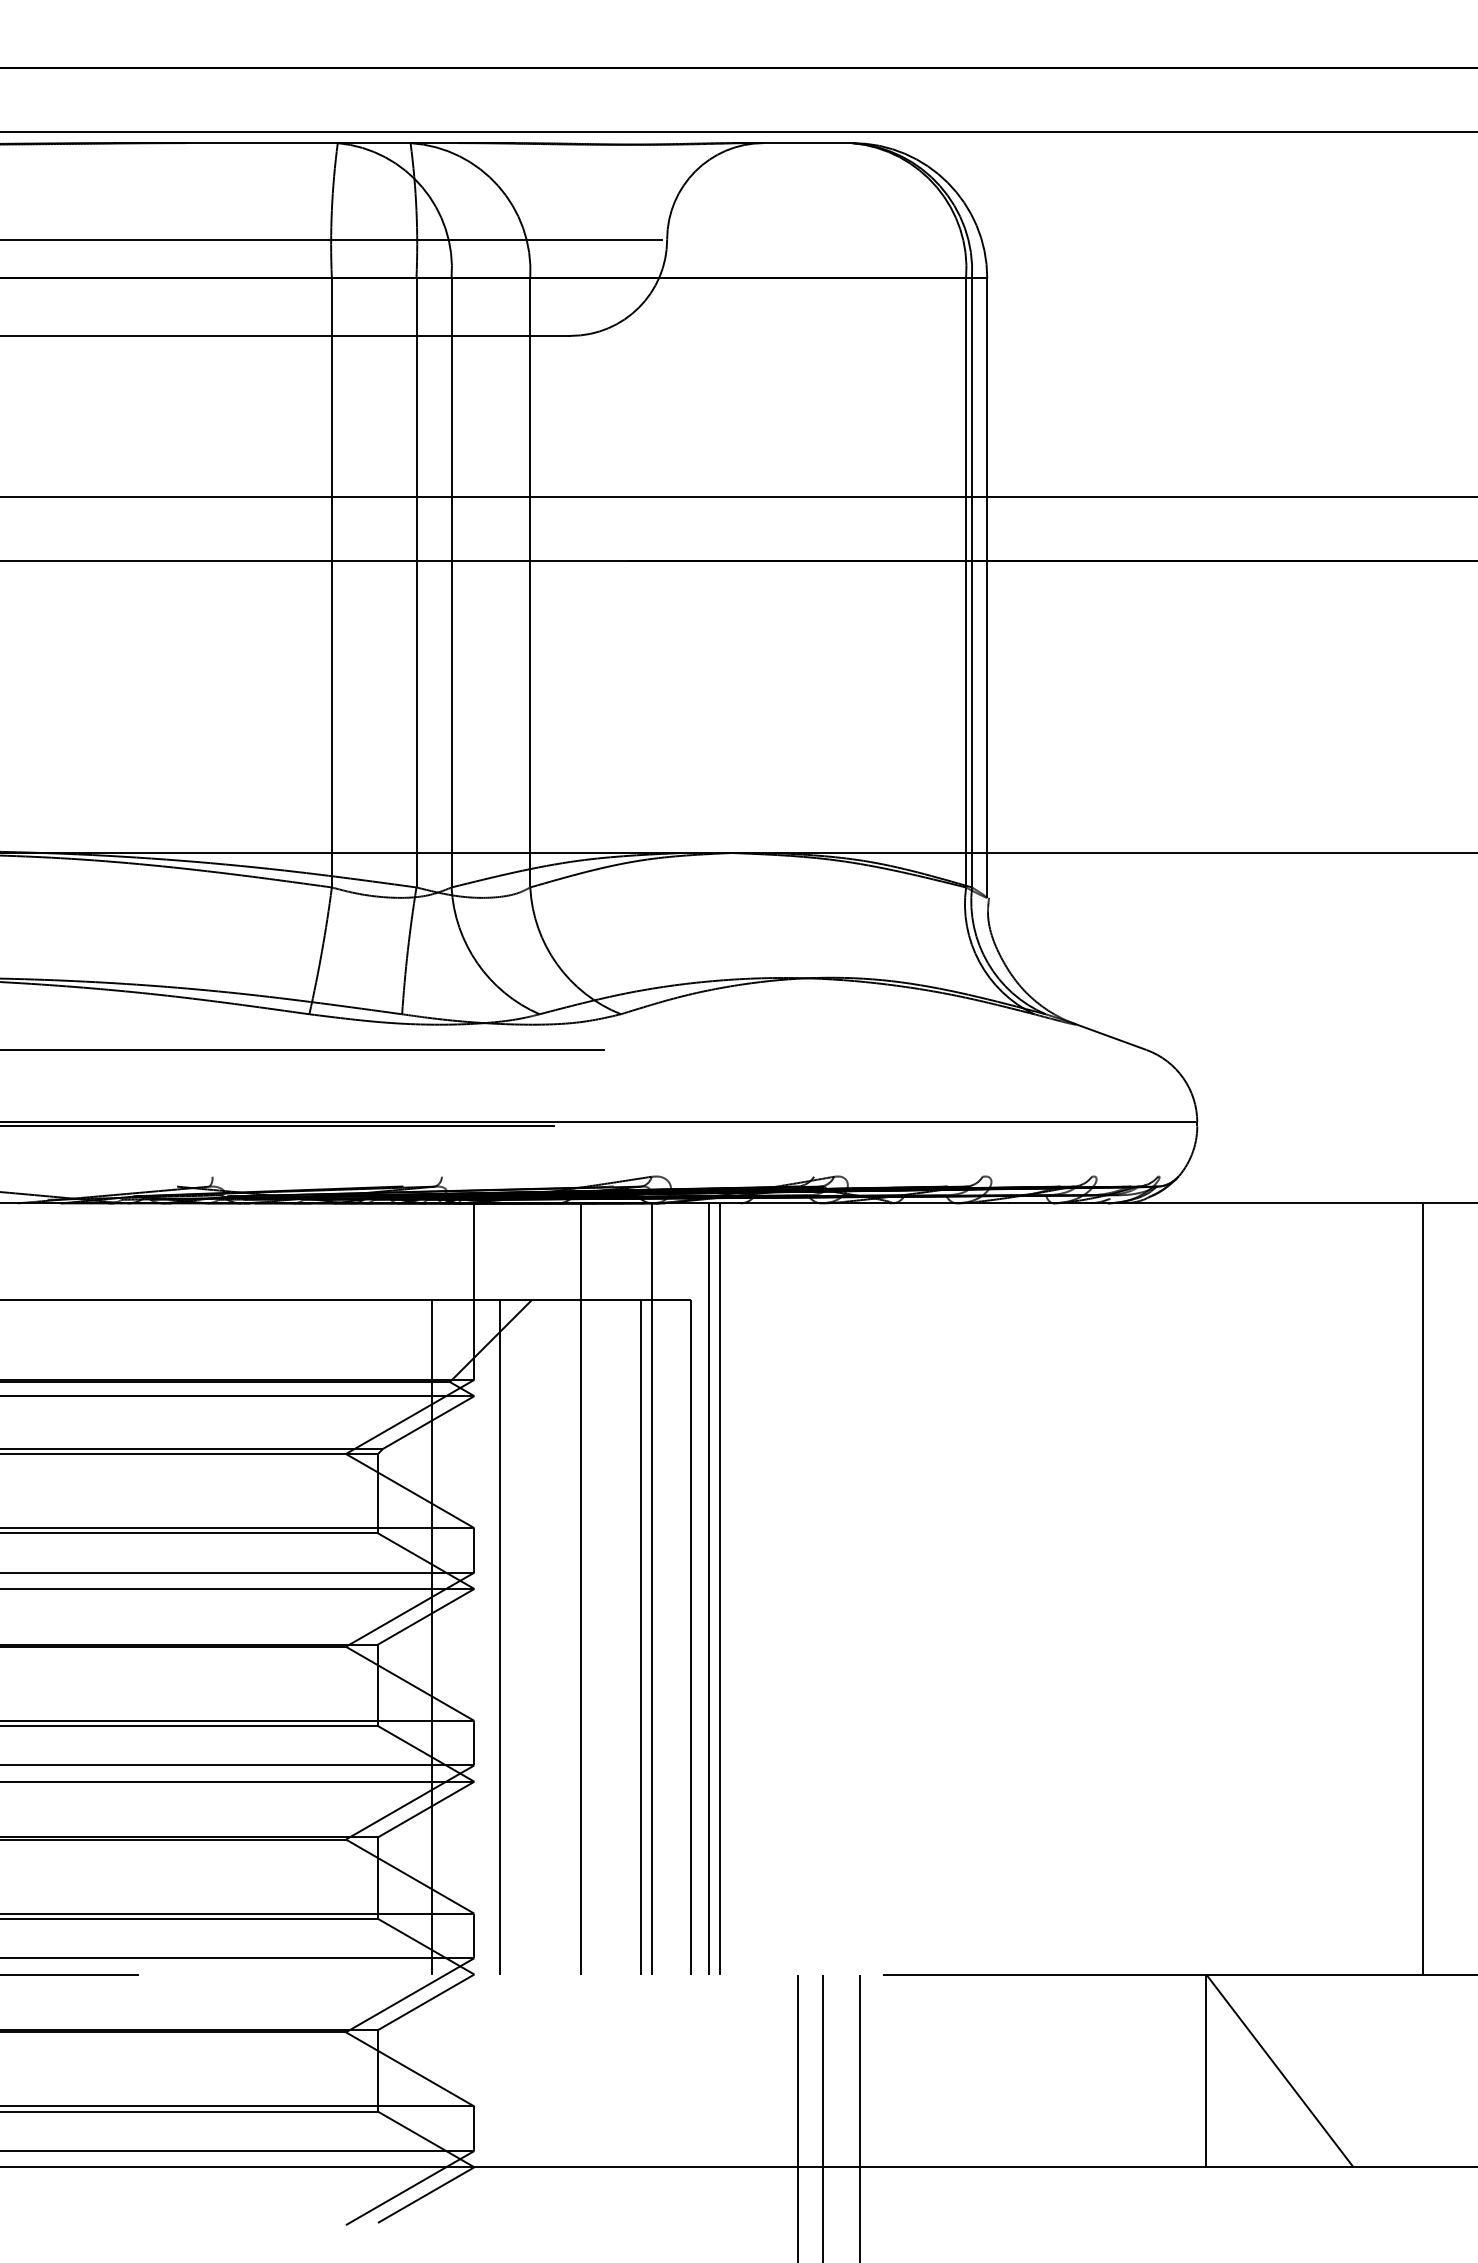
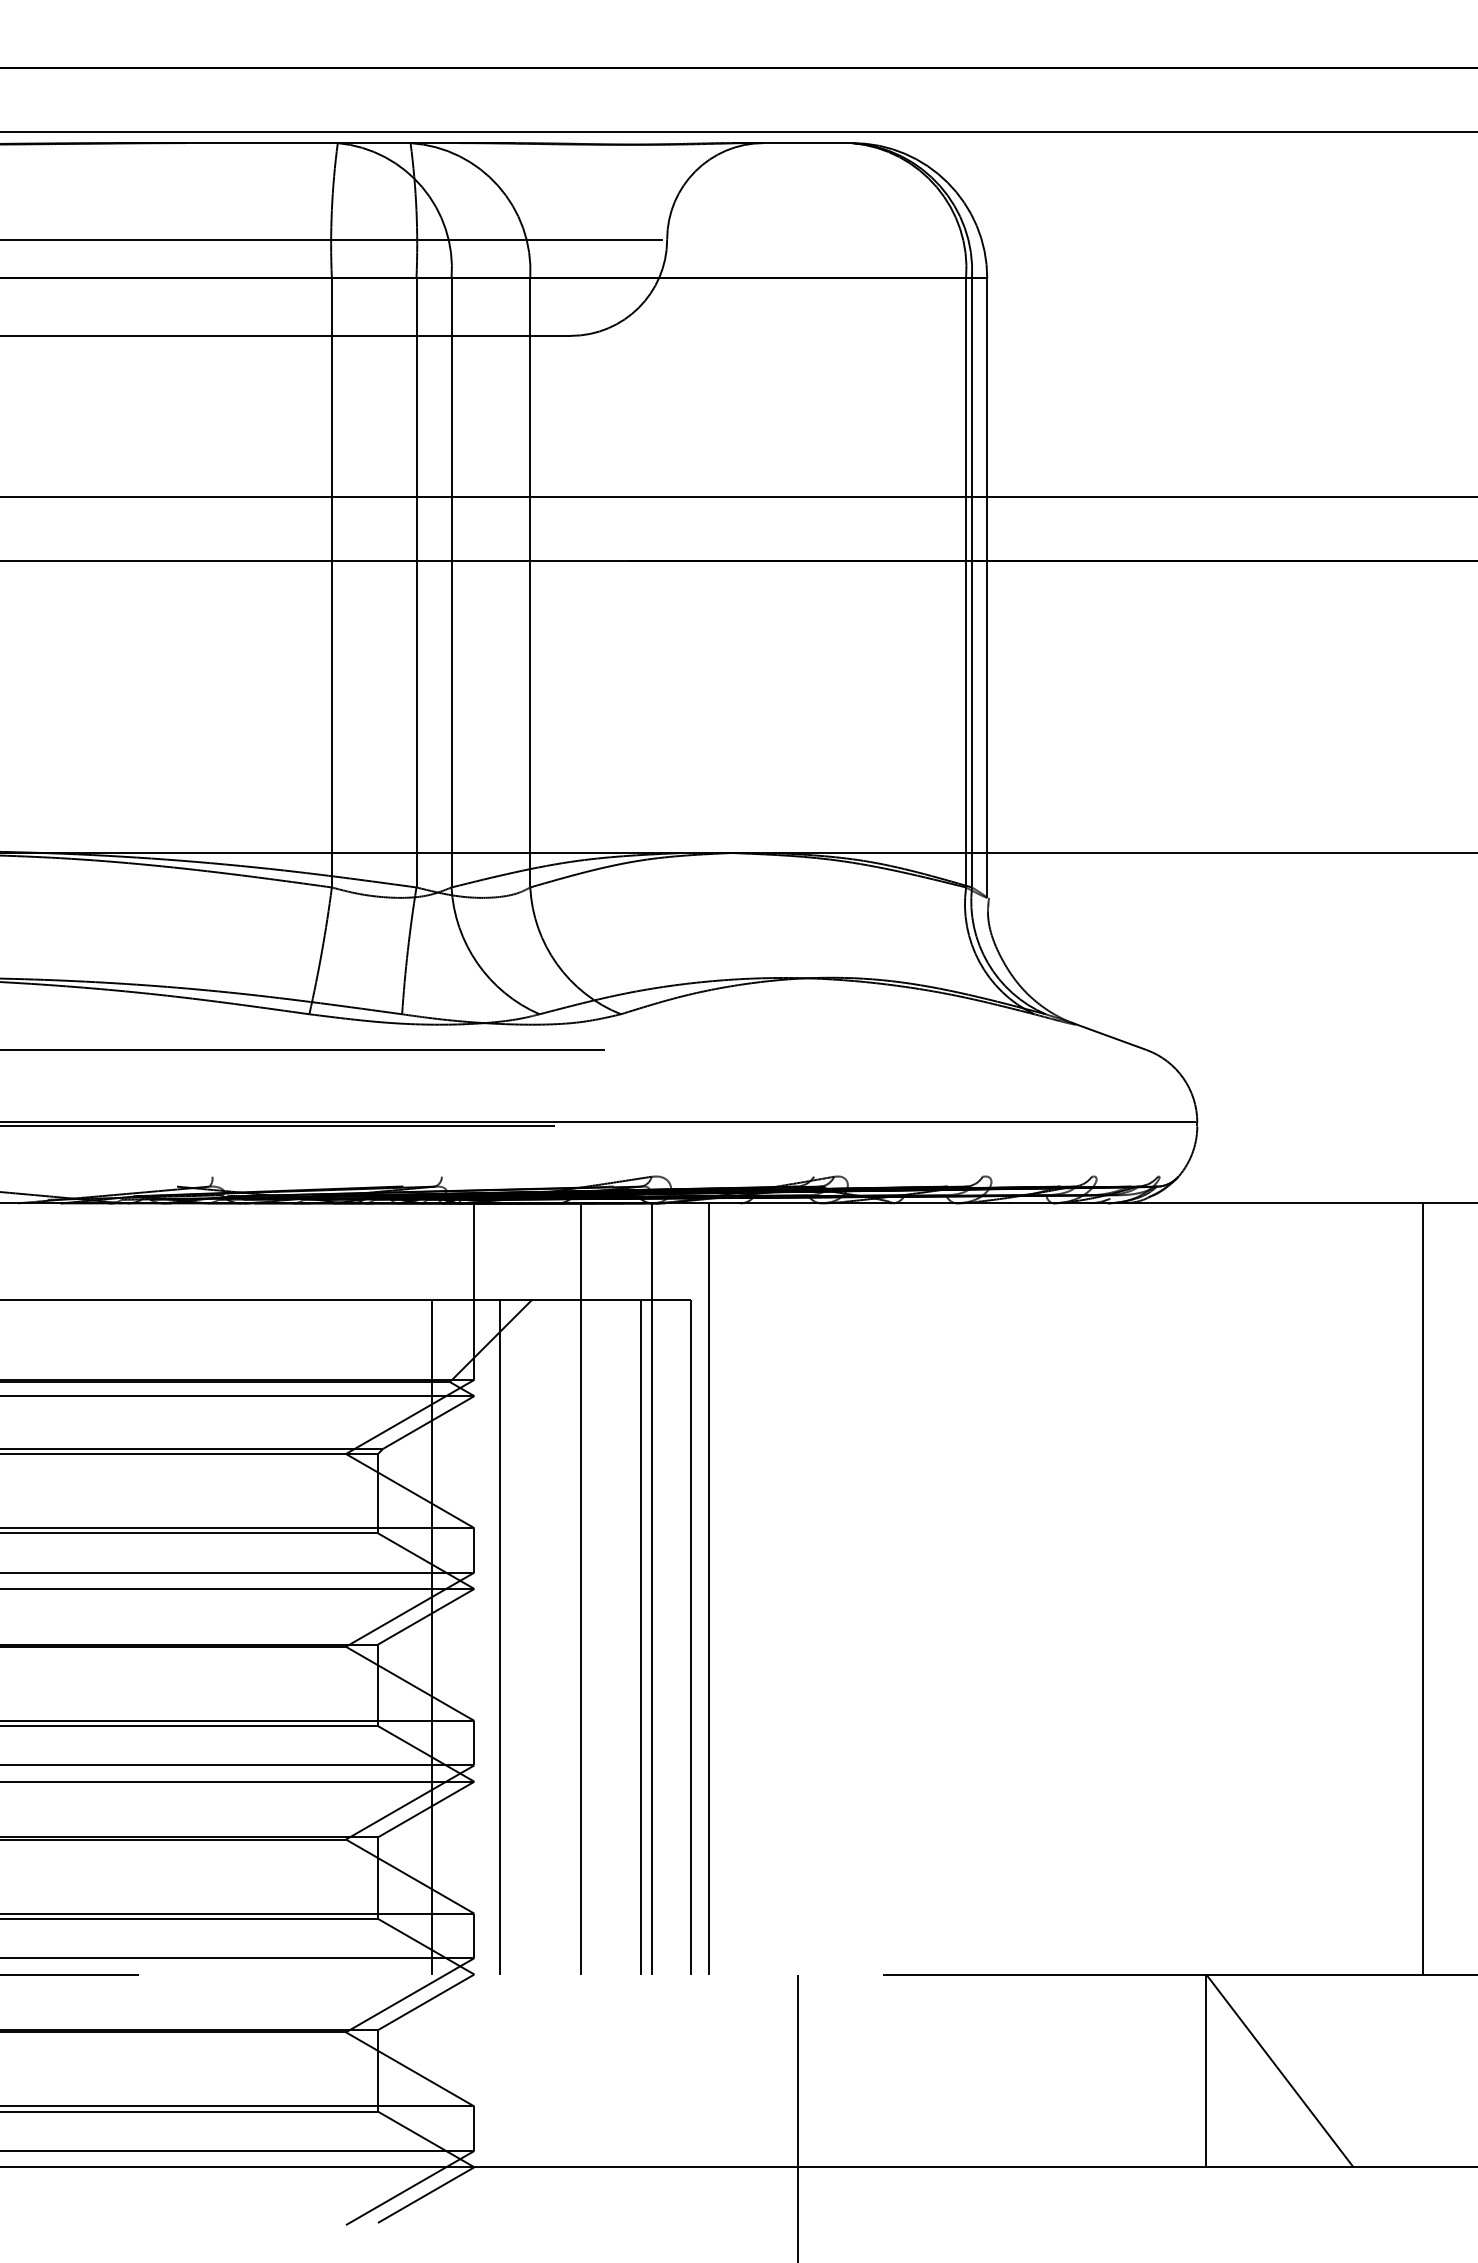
line: present -> none (720, 1588)
line: present -> none (823, 2116)
line: present -> none (859, 2116)
